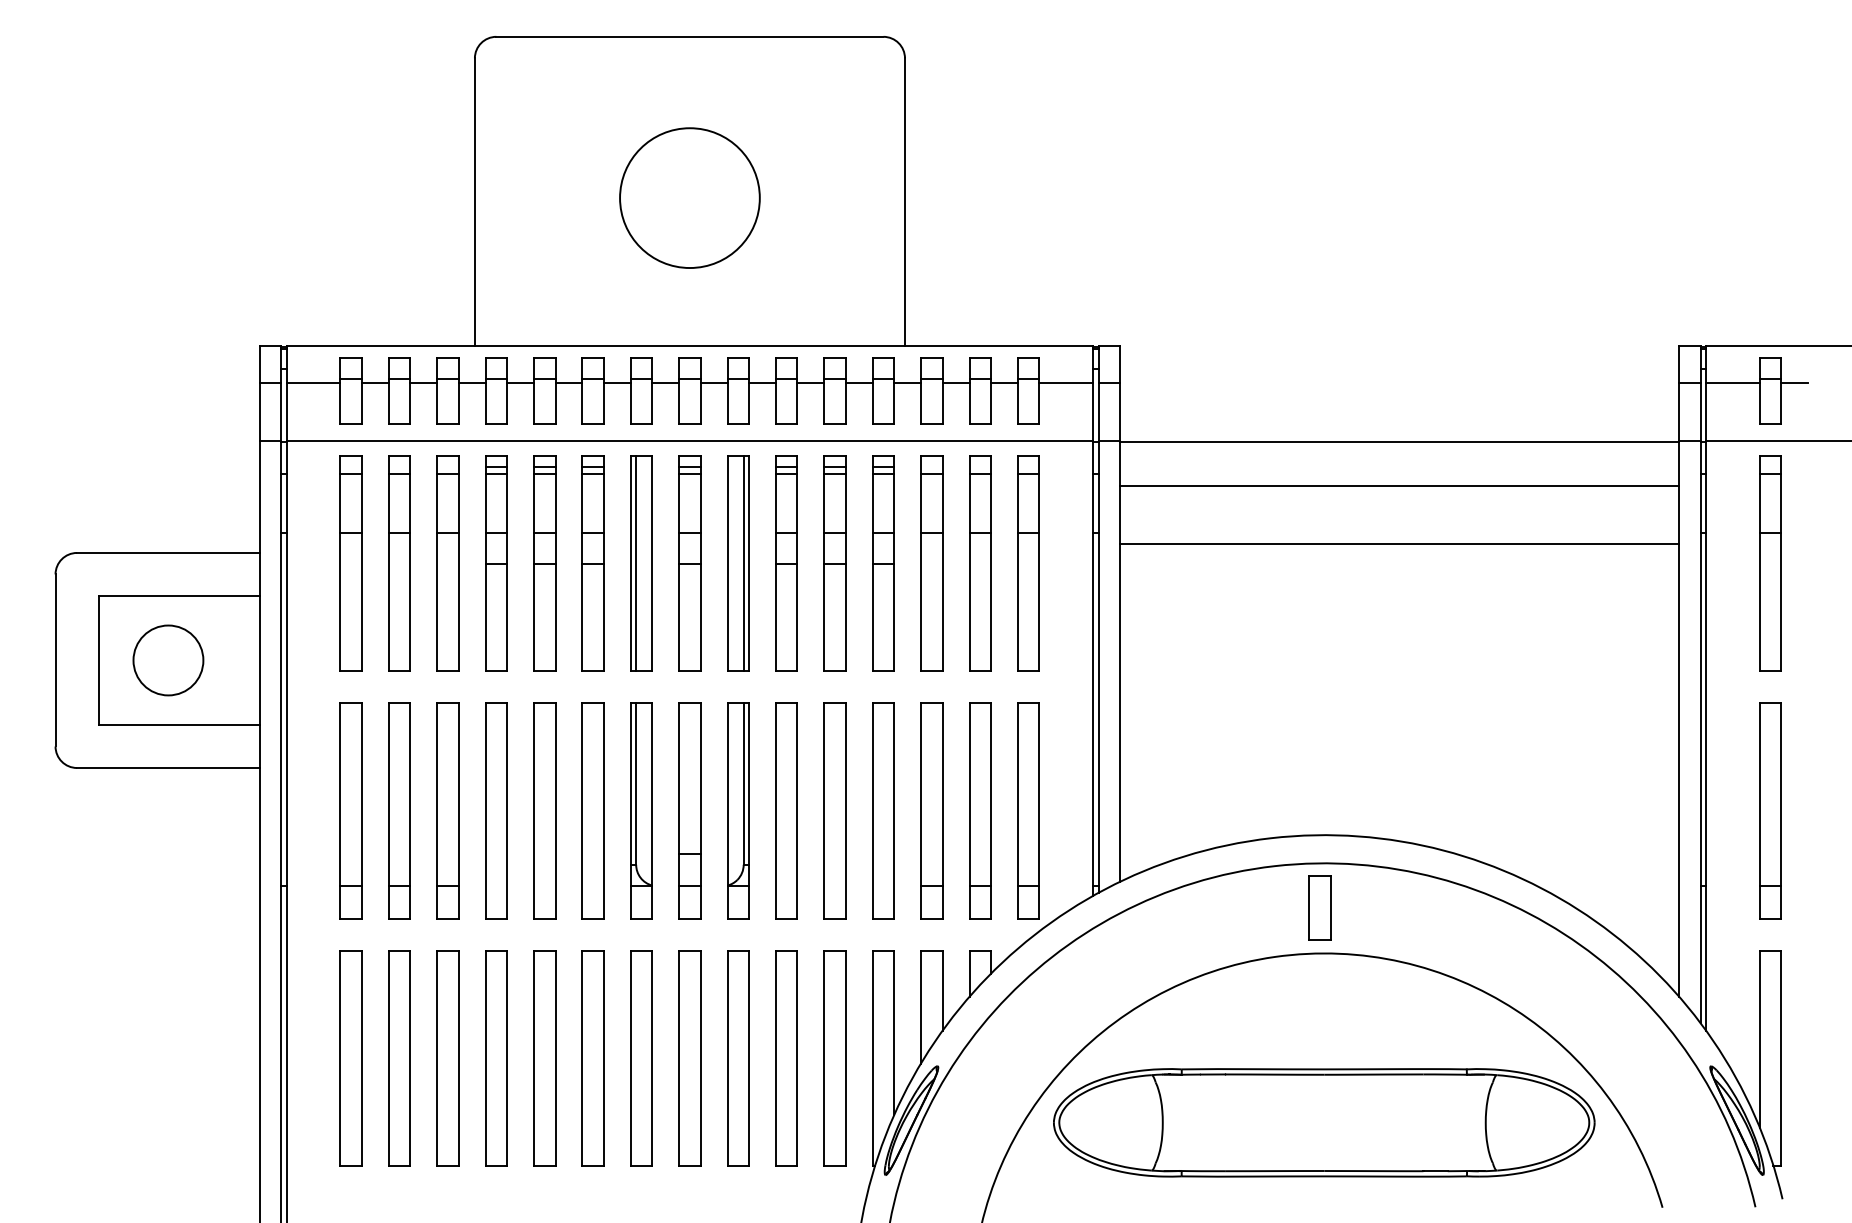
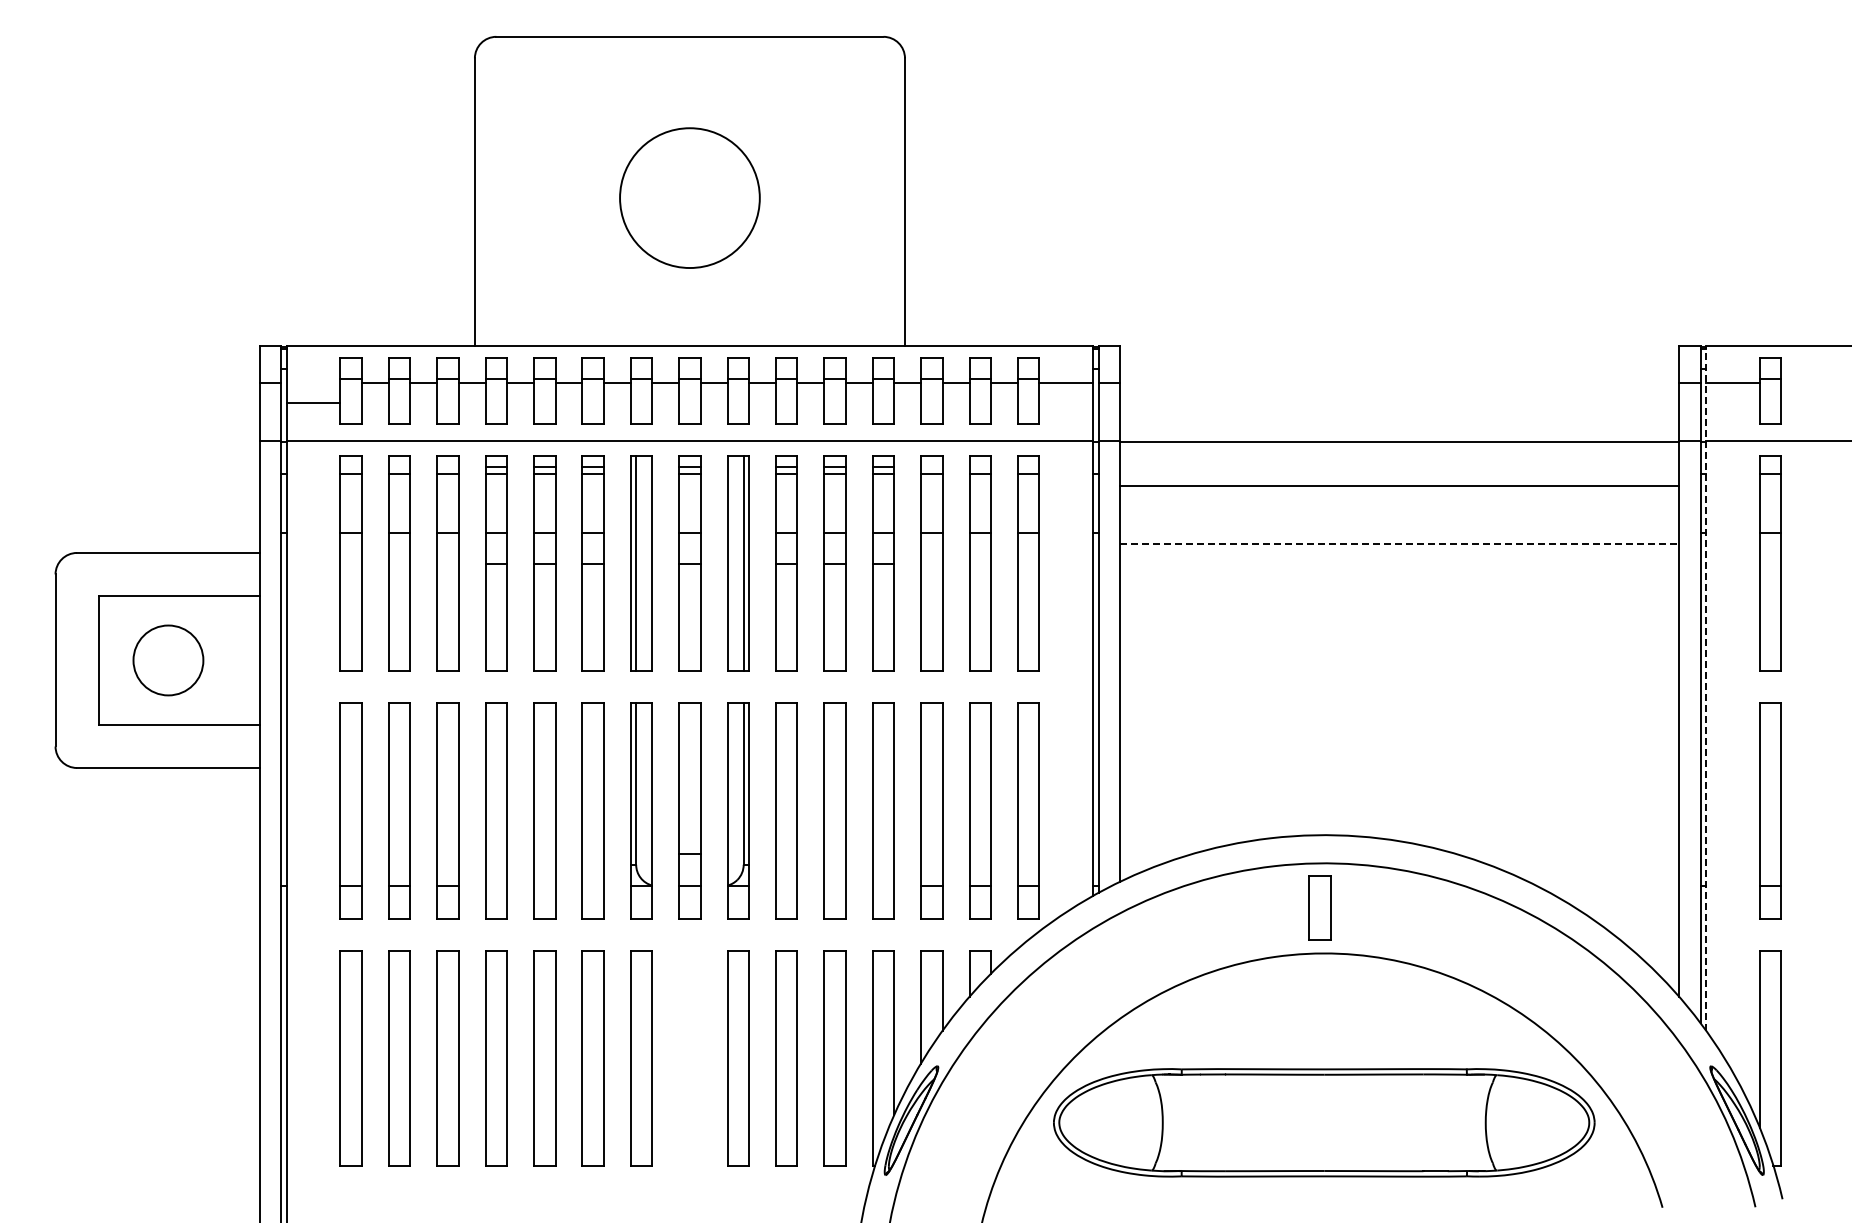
line position: (313, 383) -> (313, 403) (313, 403)
line: present -> none (1794, 383)
line: solid -> dashed (1399, 544)
line: solid -> dashed (1706, 688)
part: present -> none (689, 1058)
